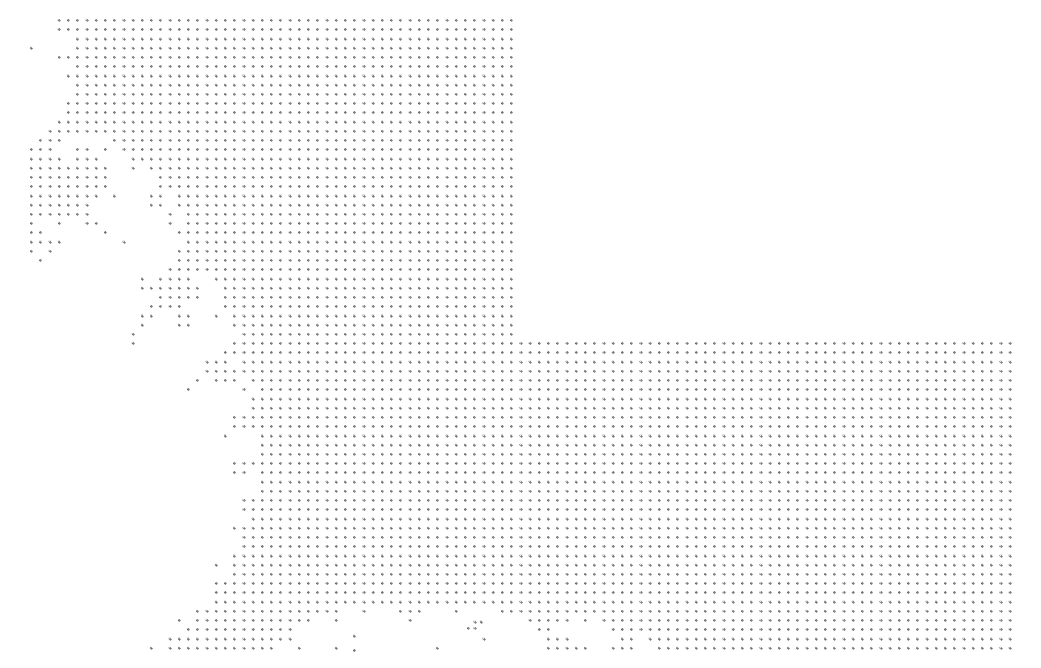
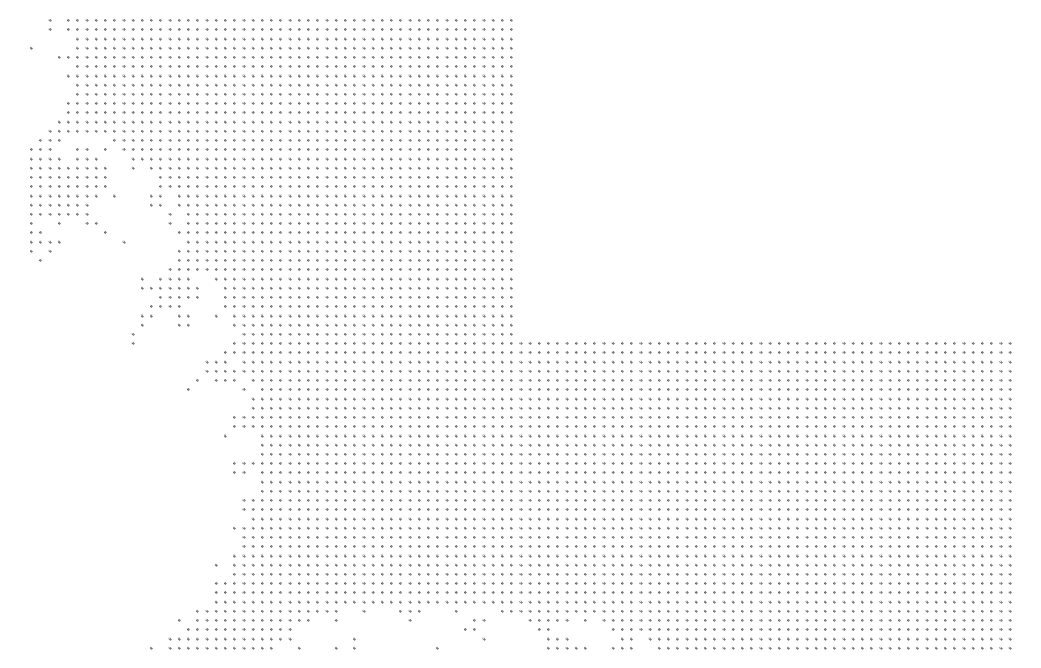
part position: (58, 24) -> (49, 24) (49, 24)
part size: 16x10 px -> 22x12 px (474, 624)
part size: 3x17 px -> 3x13 px (354, 643)
